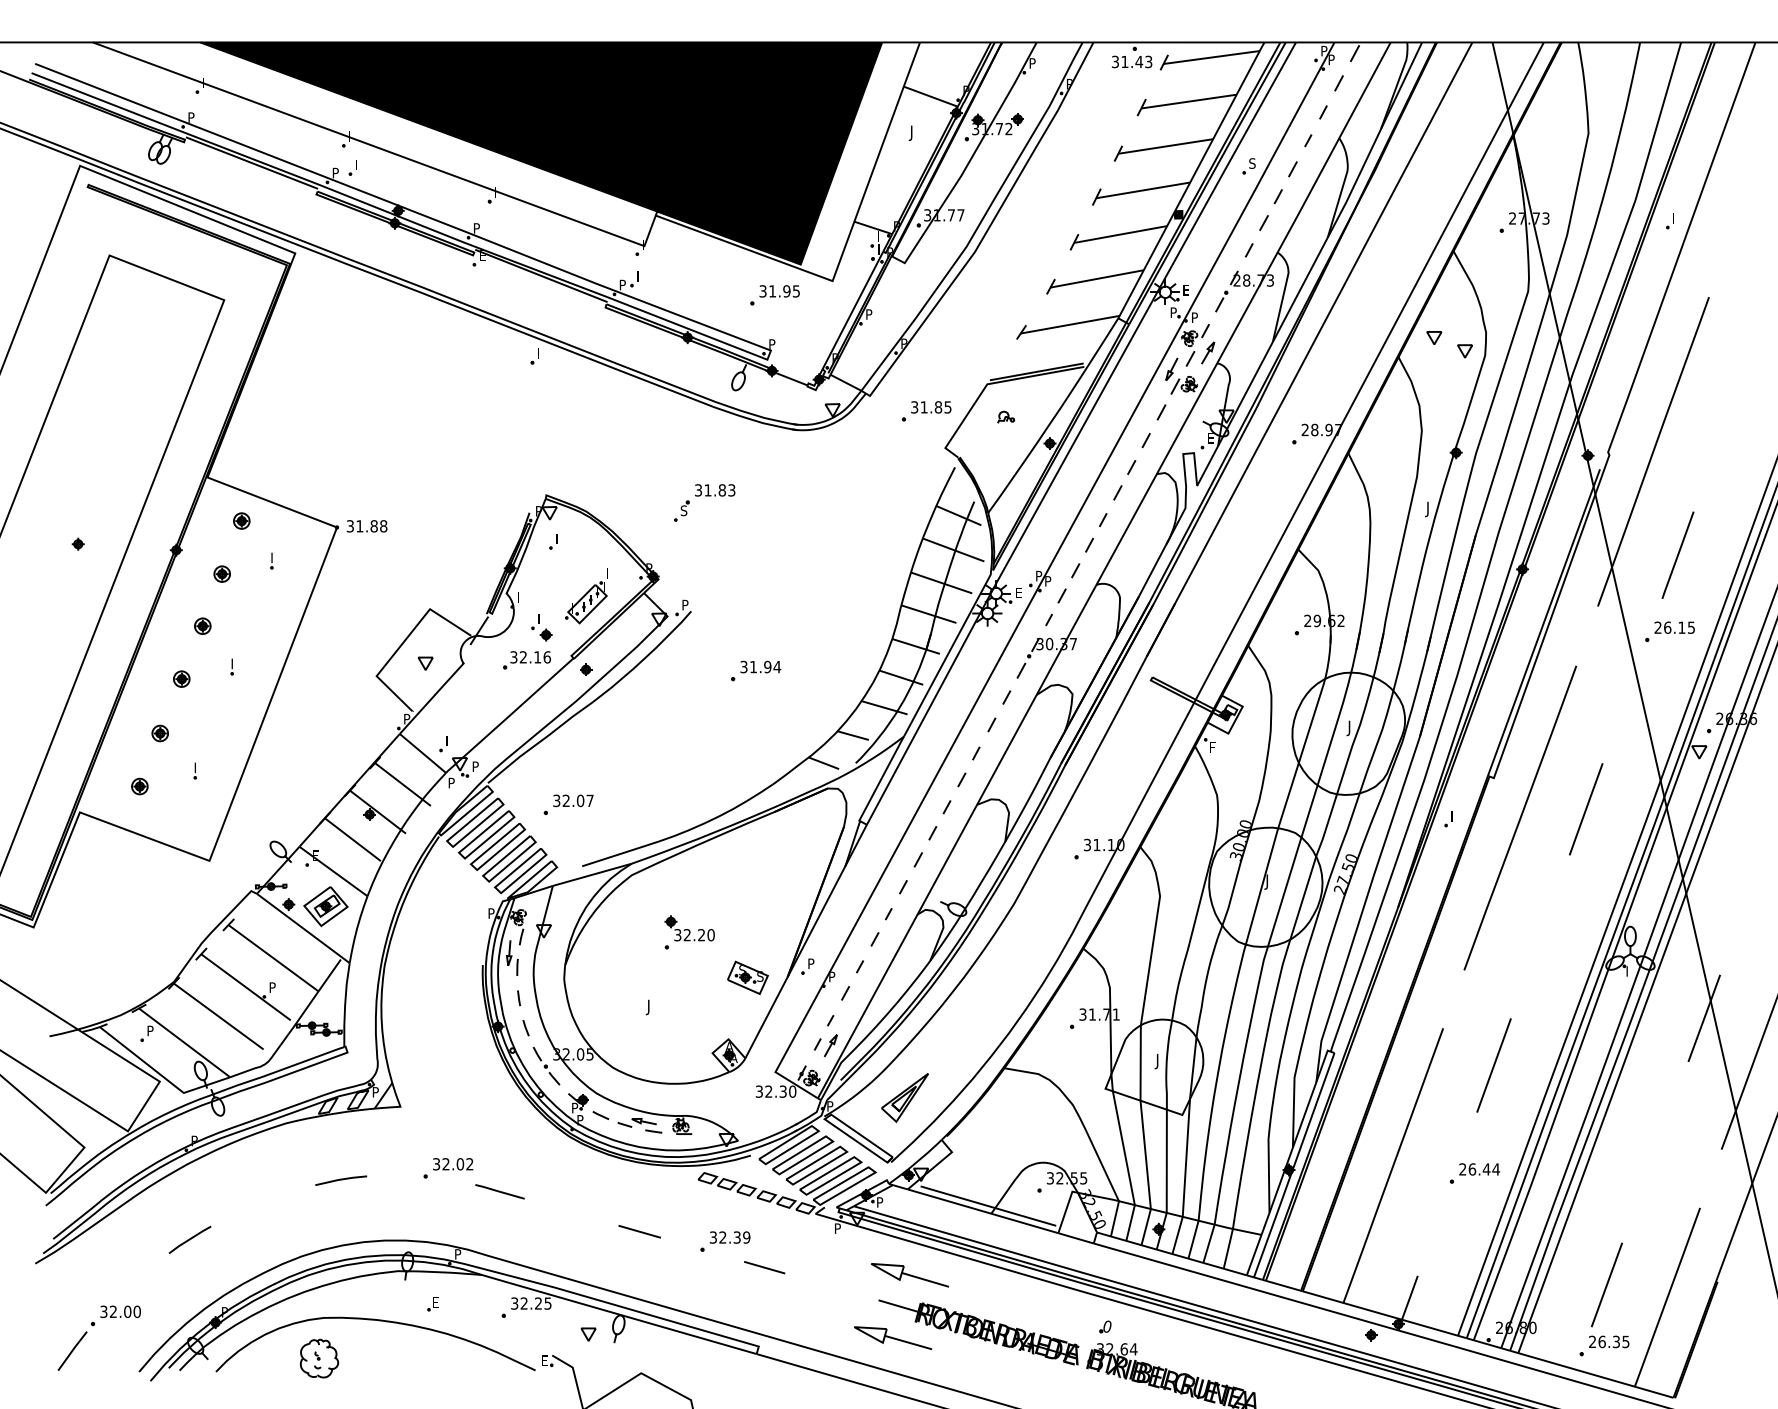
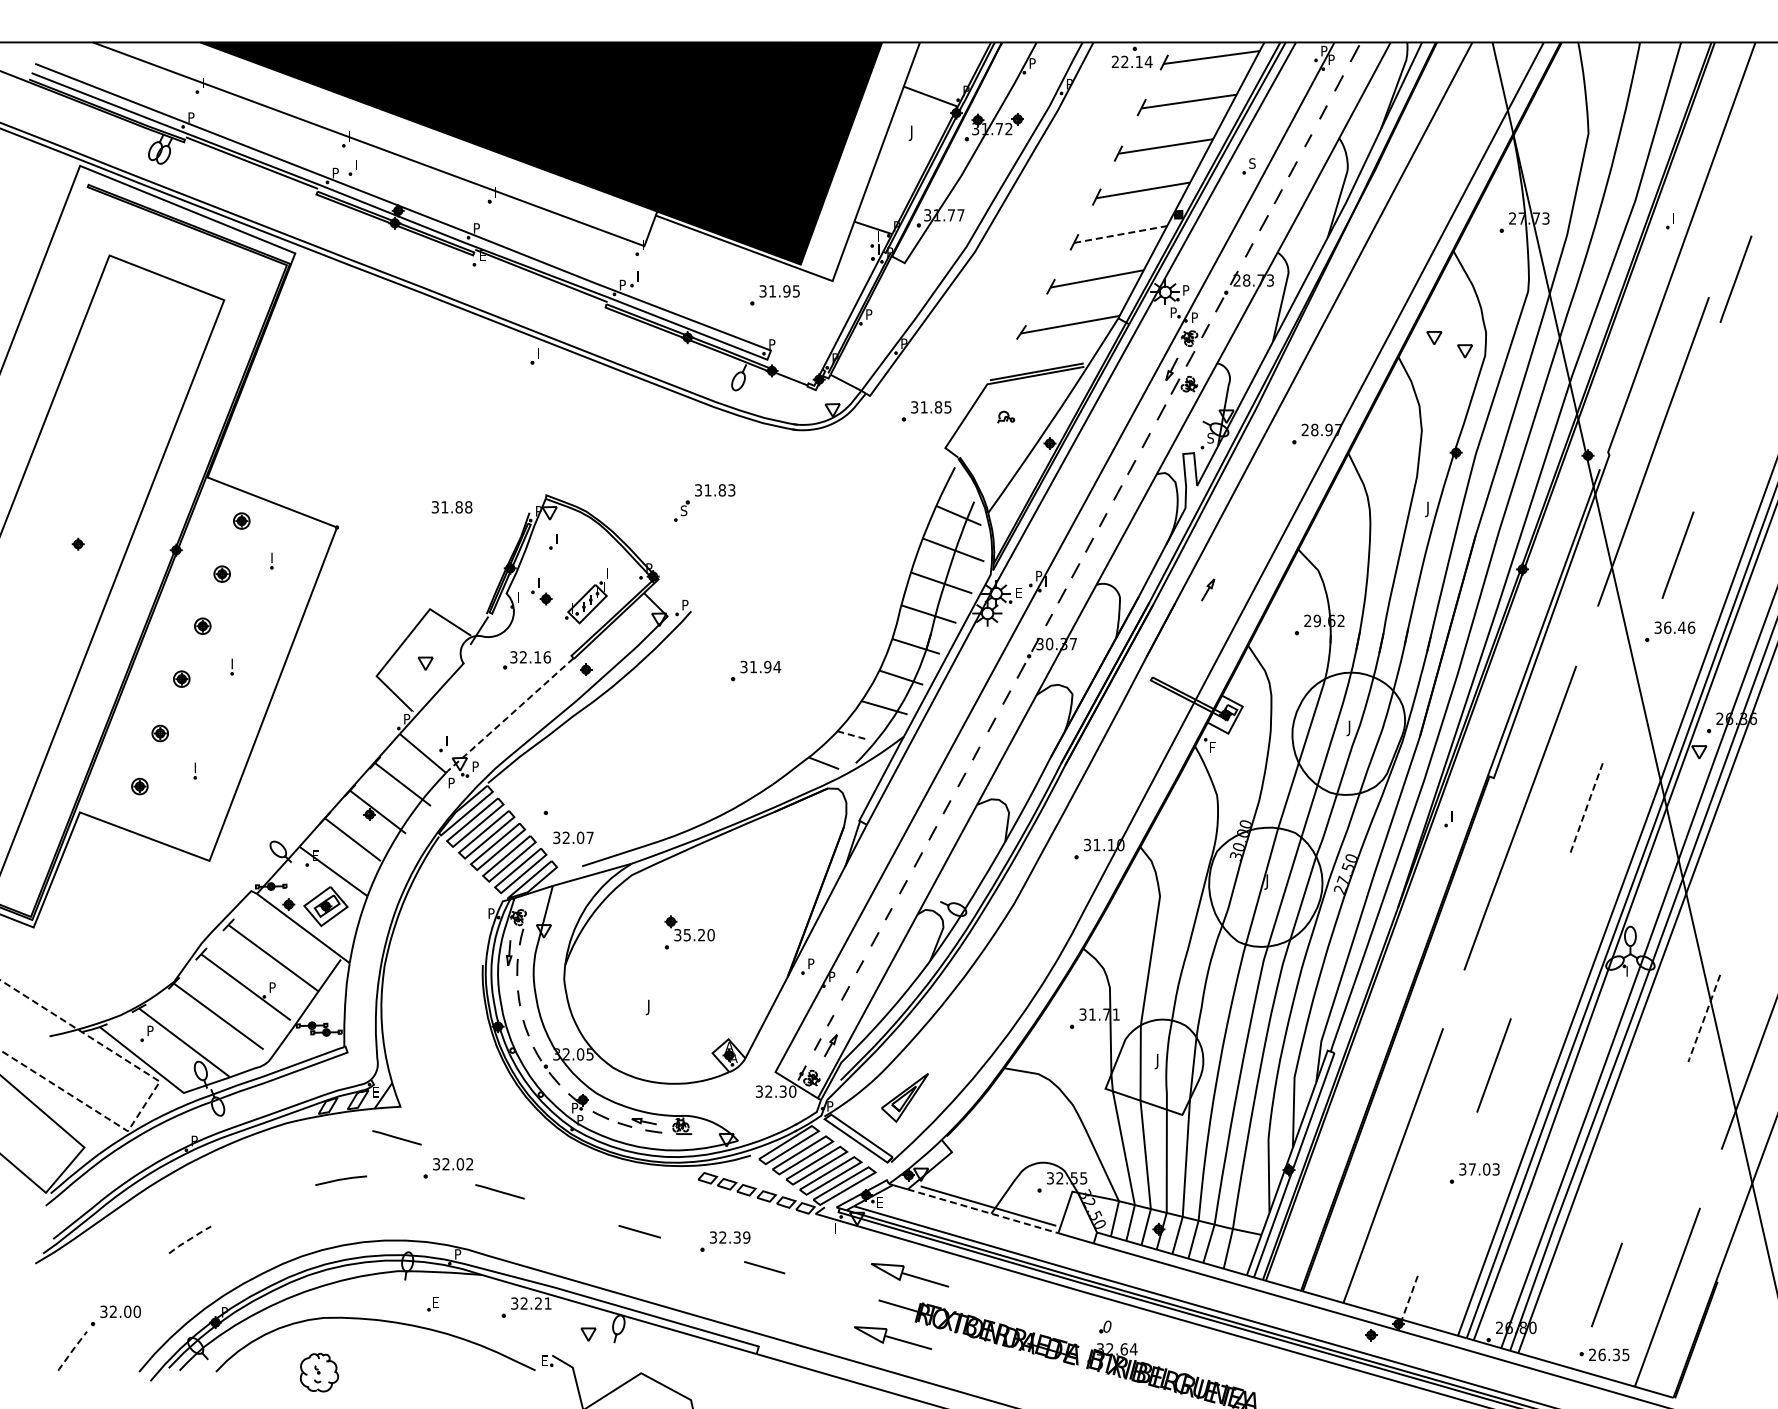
text: 31.43 -> 22.14 (1132, 61)
line: solid -> dashed (1121, 234)
line: none -> present (1735, 278)
text: E -> P (1186, 290)
part position: (1208, 352) -> (1208, 589) (1208, 589)
text: E -> S (1210, 437)
text position: (366, 526) -> (451, 507) (451, 507)
text: P -> I (1048, 581)
part position: (541, 627) -> (541, 591) (541, 591)
text: 26.15 -> 36.46 (1674, 627)
line: solid -> dashed (508, 716)
line: solid -> dashed (853, 735)
text position: (573, 800) -> (573, 837) (573, 837)
line: solid -> dashed (1586, 809)
text: 32.20 -> 35.20 (686, 935)
part: present -> none (747, 977)
line: solid -> dashed (1704, 1018)
line: solid -> dashed (154, 1090)
text: P -> E (375, 1092)
line: none -> present (396, 1137)
text: 26.44 -> 37.03 (1479, 1169)
text: P -> E (880, 1202)
line: solid -> dashed (983, 1211)
text: P -> I (837, 1228)
line: solid -> dashed (190, 1238)
line: solid -> dashed (1409, 1297)
text: 32.25 -> 32.21 (547, 1303)
text position: (1609, 1341) -> (1609, 1354) (1609, 1354)
line: solid -> dashed (72, 1350)
part position: (319, 1358) -> (319, 1372) (319, 1372)
